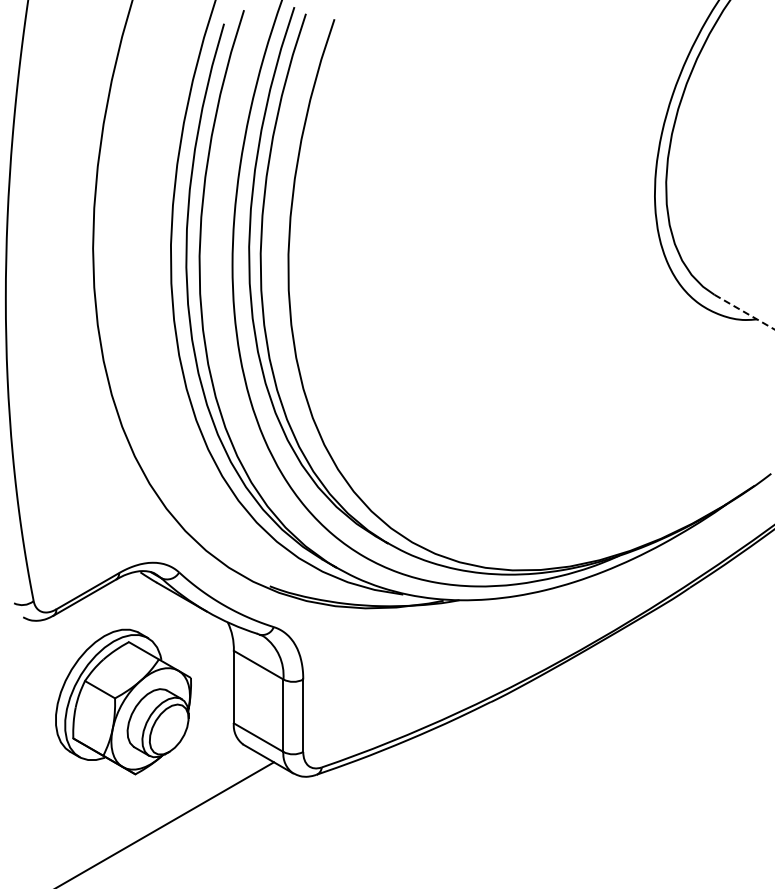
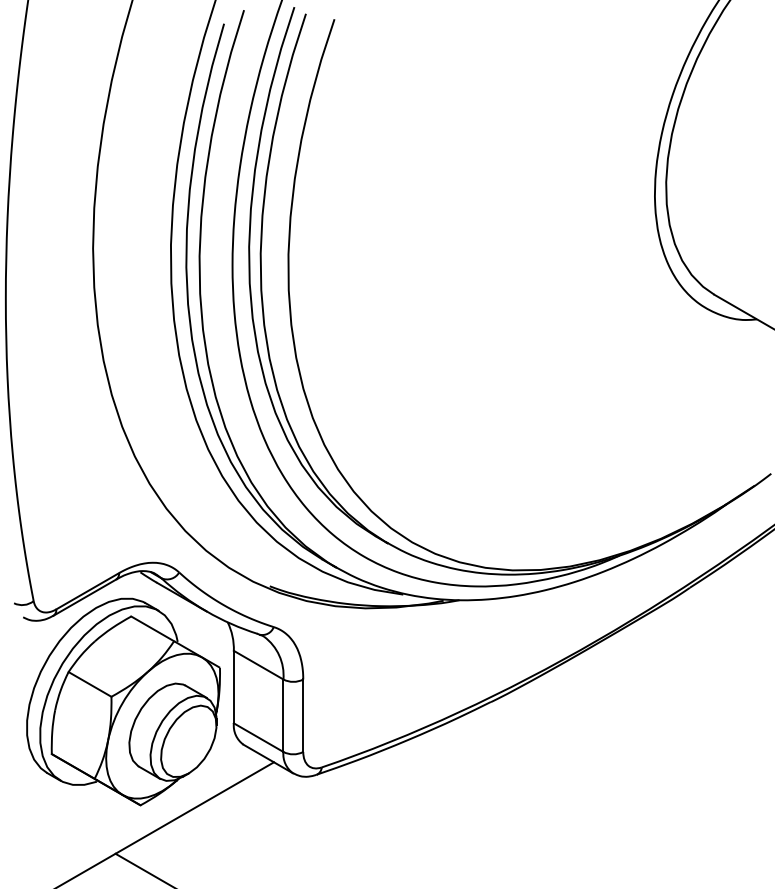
line: dashed -> solid (744, 312)
part size: 137x148 px -> 195x210 px (123, 701)
line: none -> present (143, 869)
